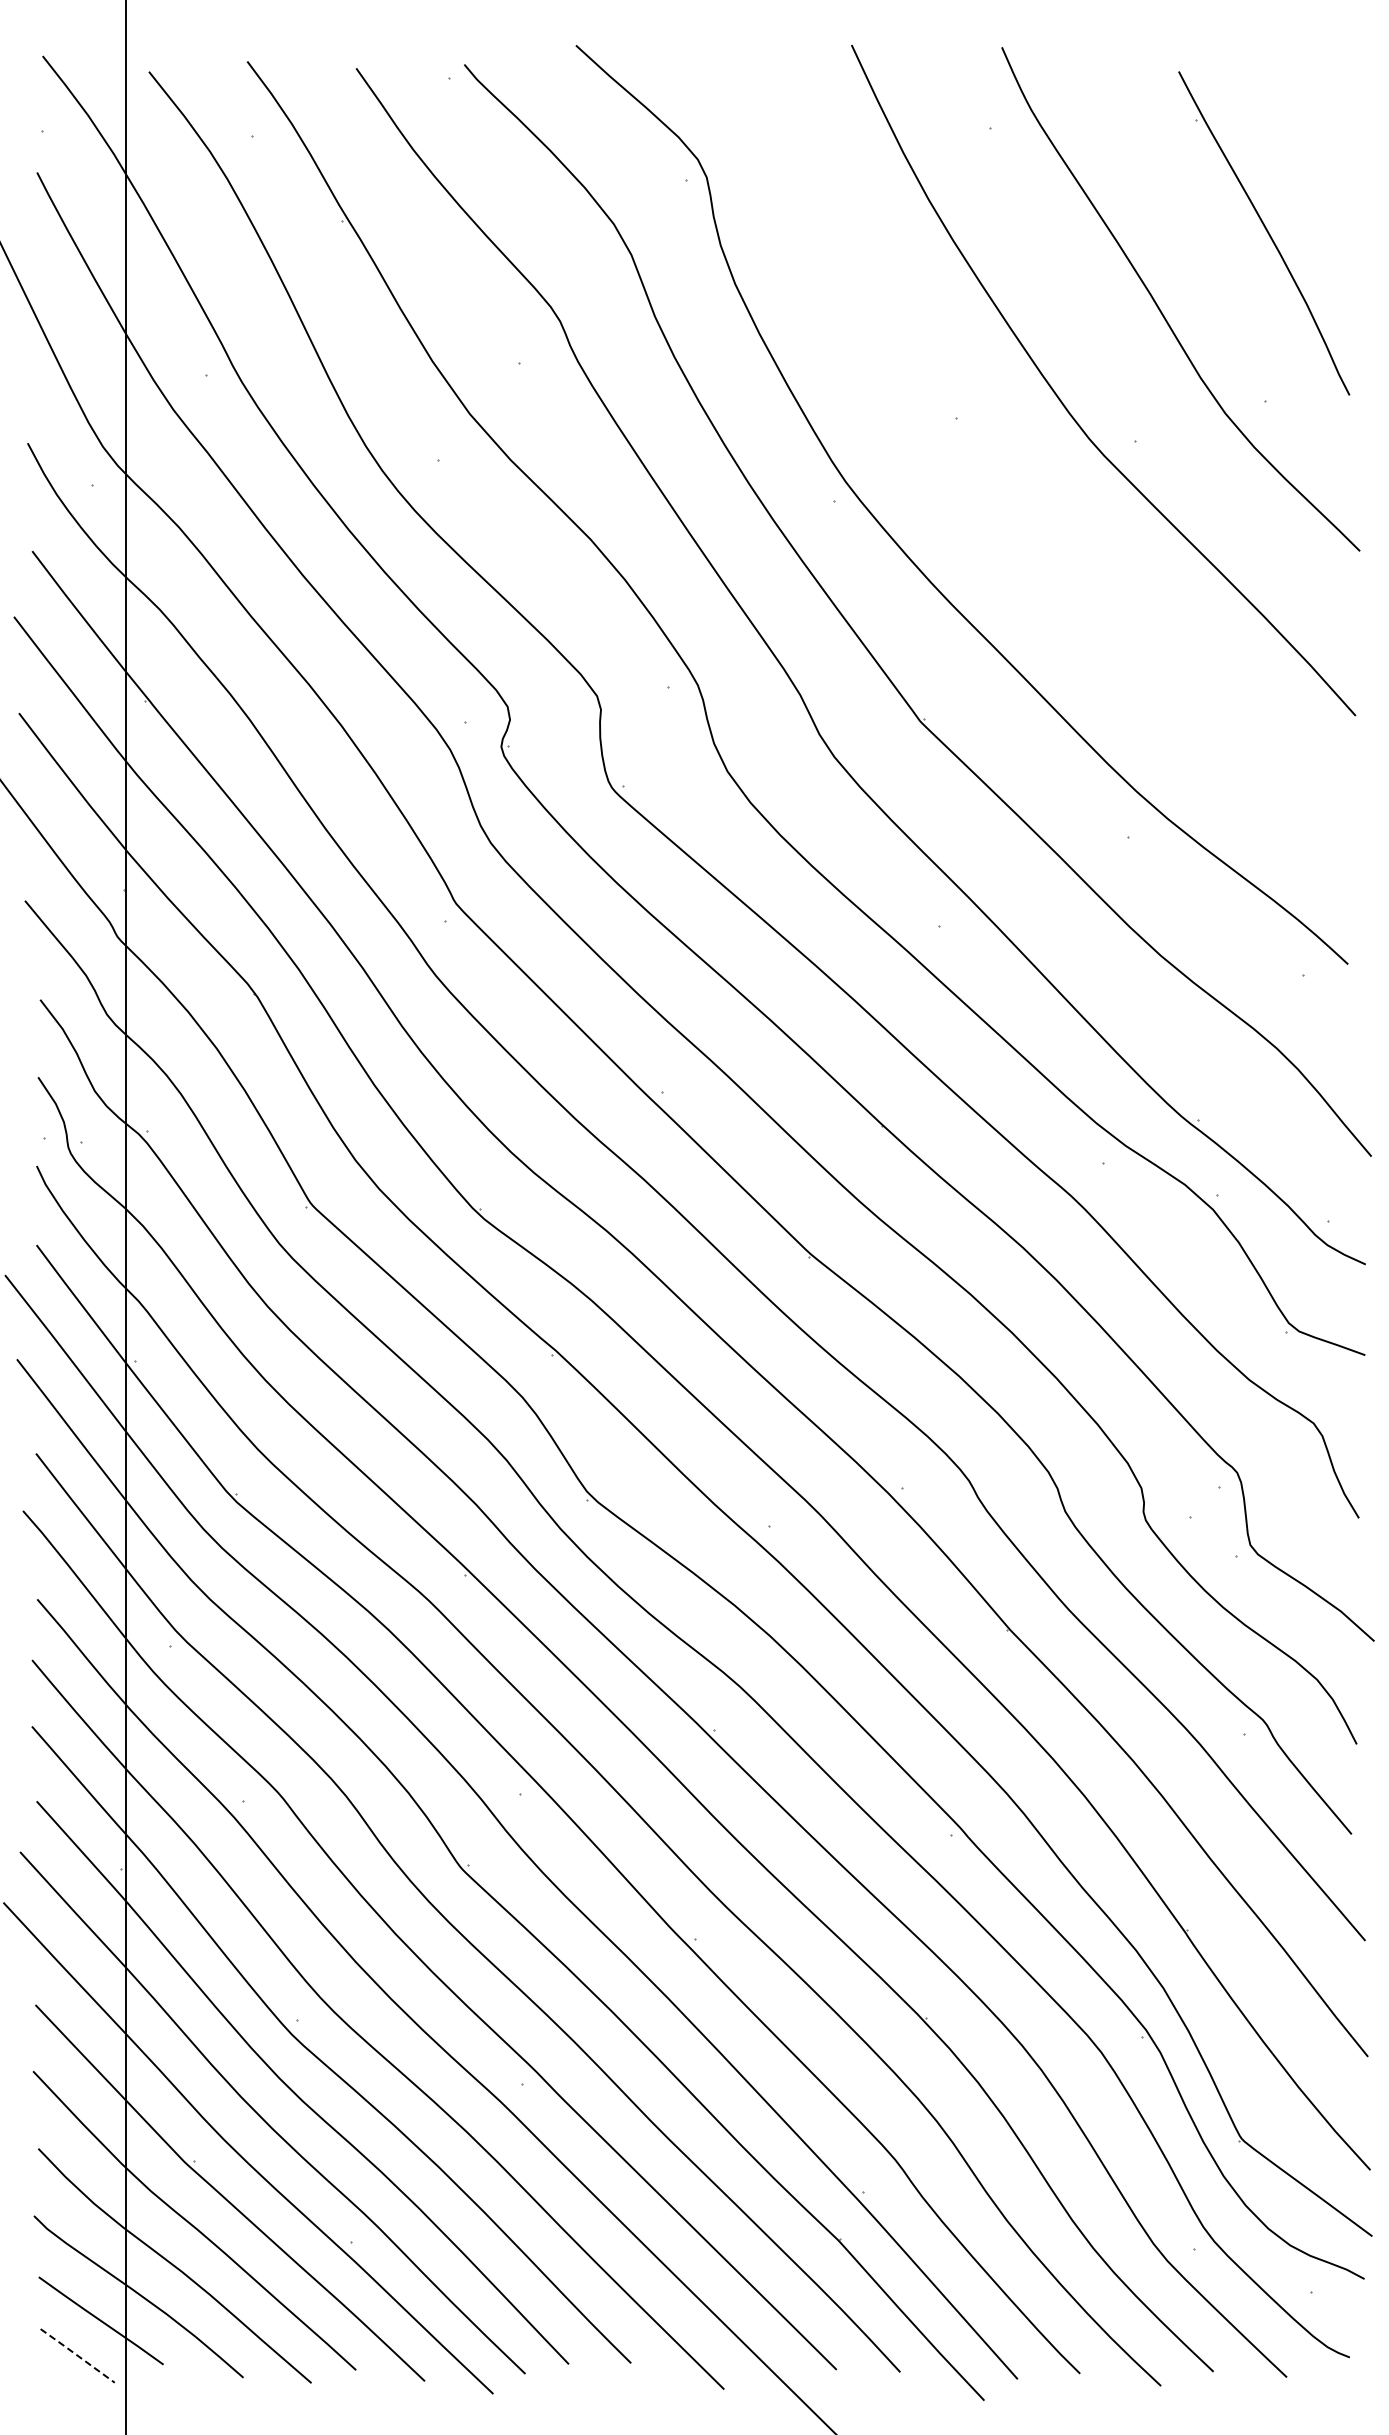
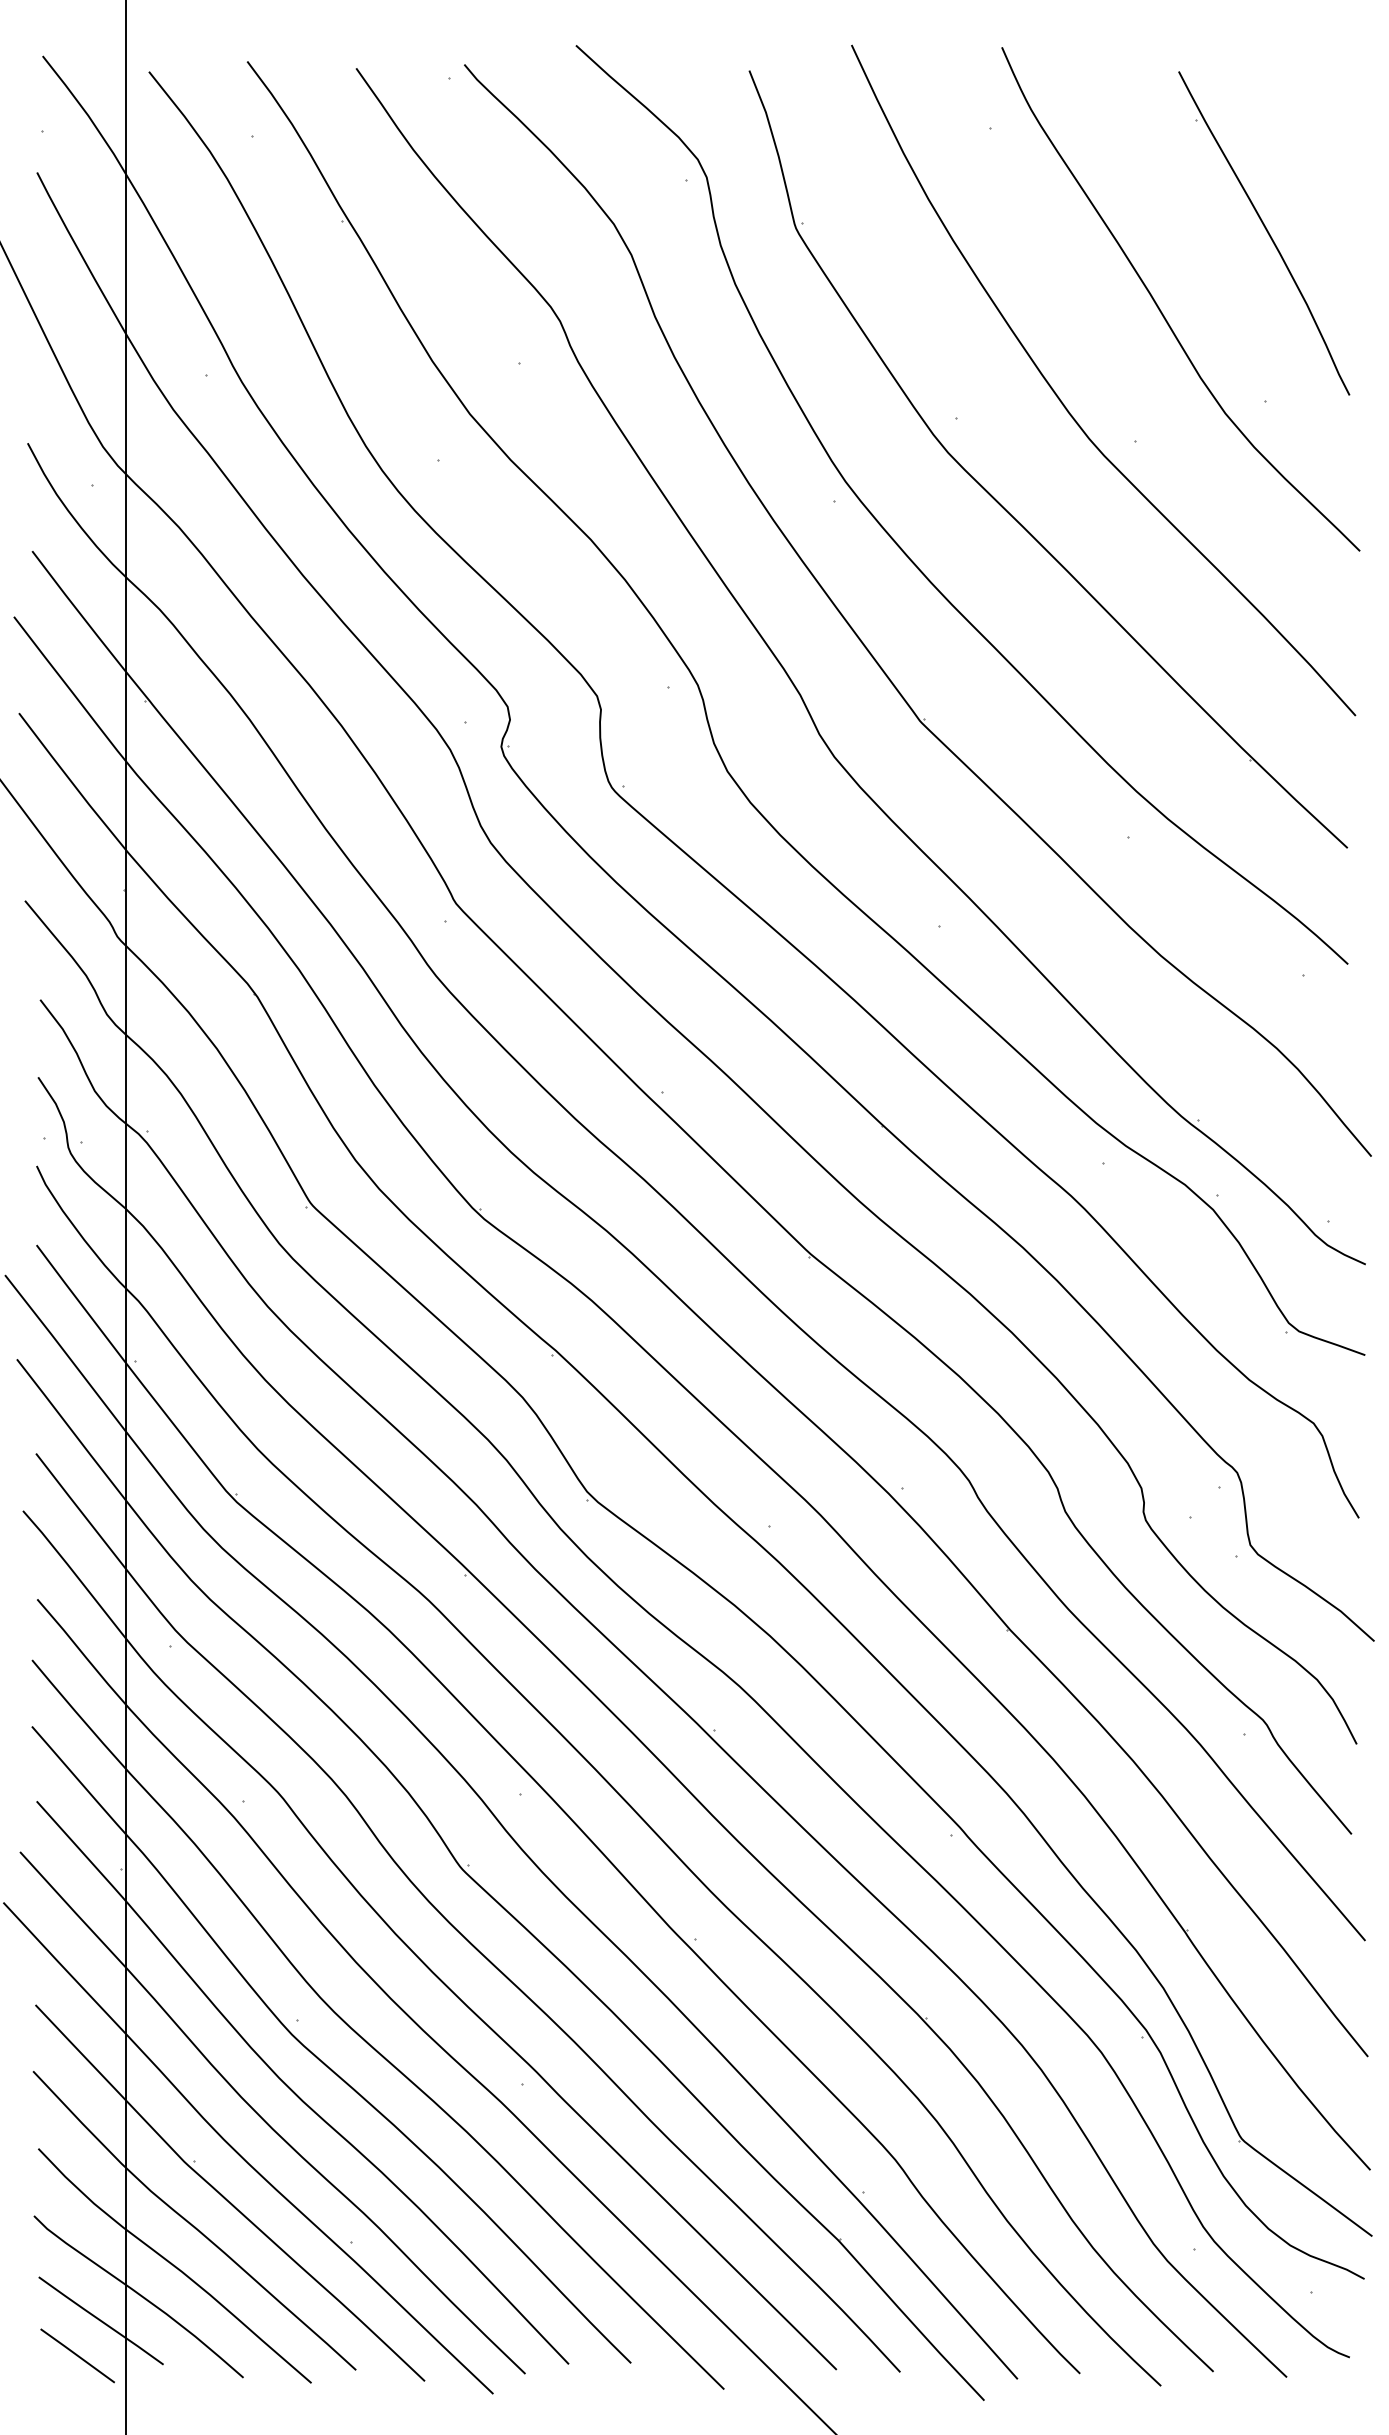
part: none -> present (1002, 505)
line: dashed -> solid (77, 2355)
